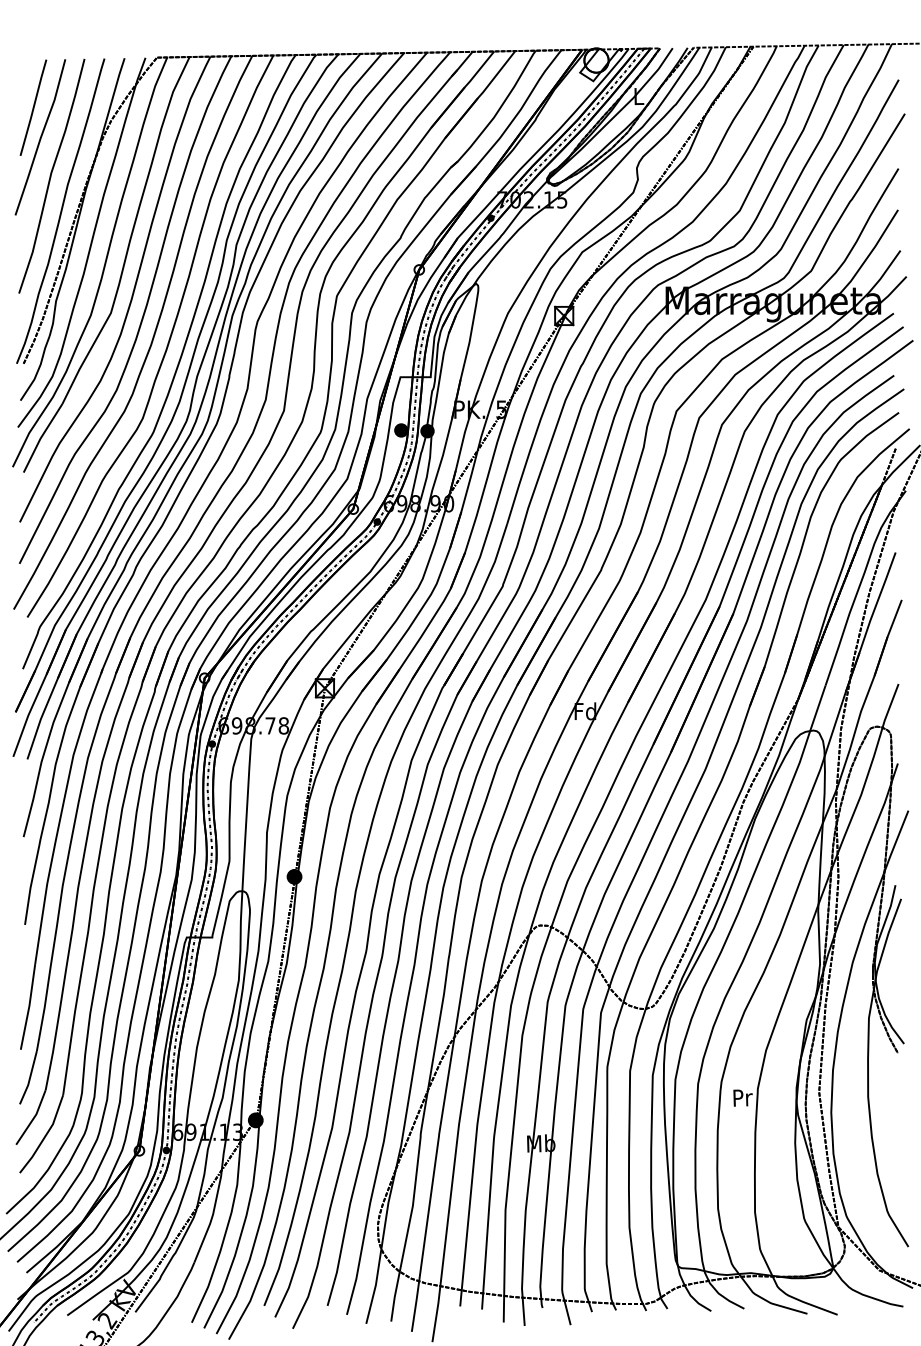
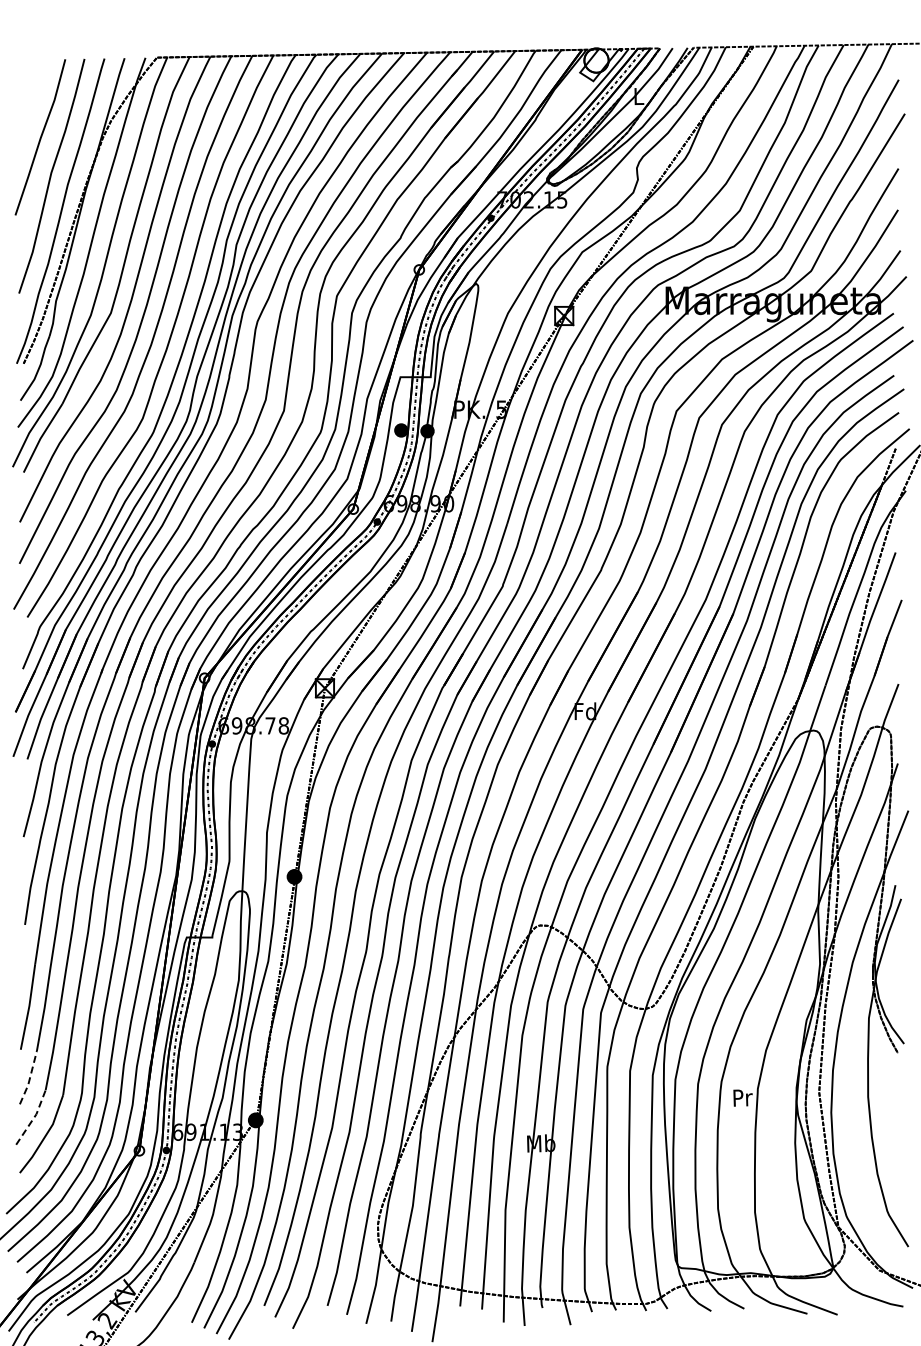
line: present -> none (33, 107)
line: solid -> dashed (29, 1078)
line: solid -> dashed (33, 1118)
